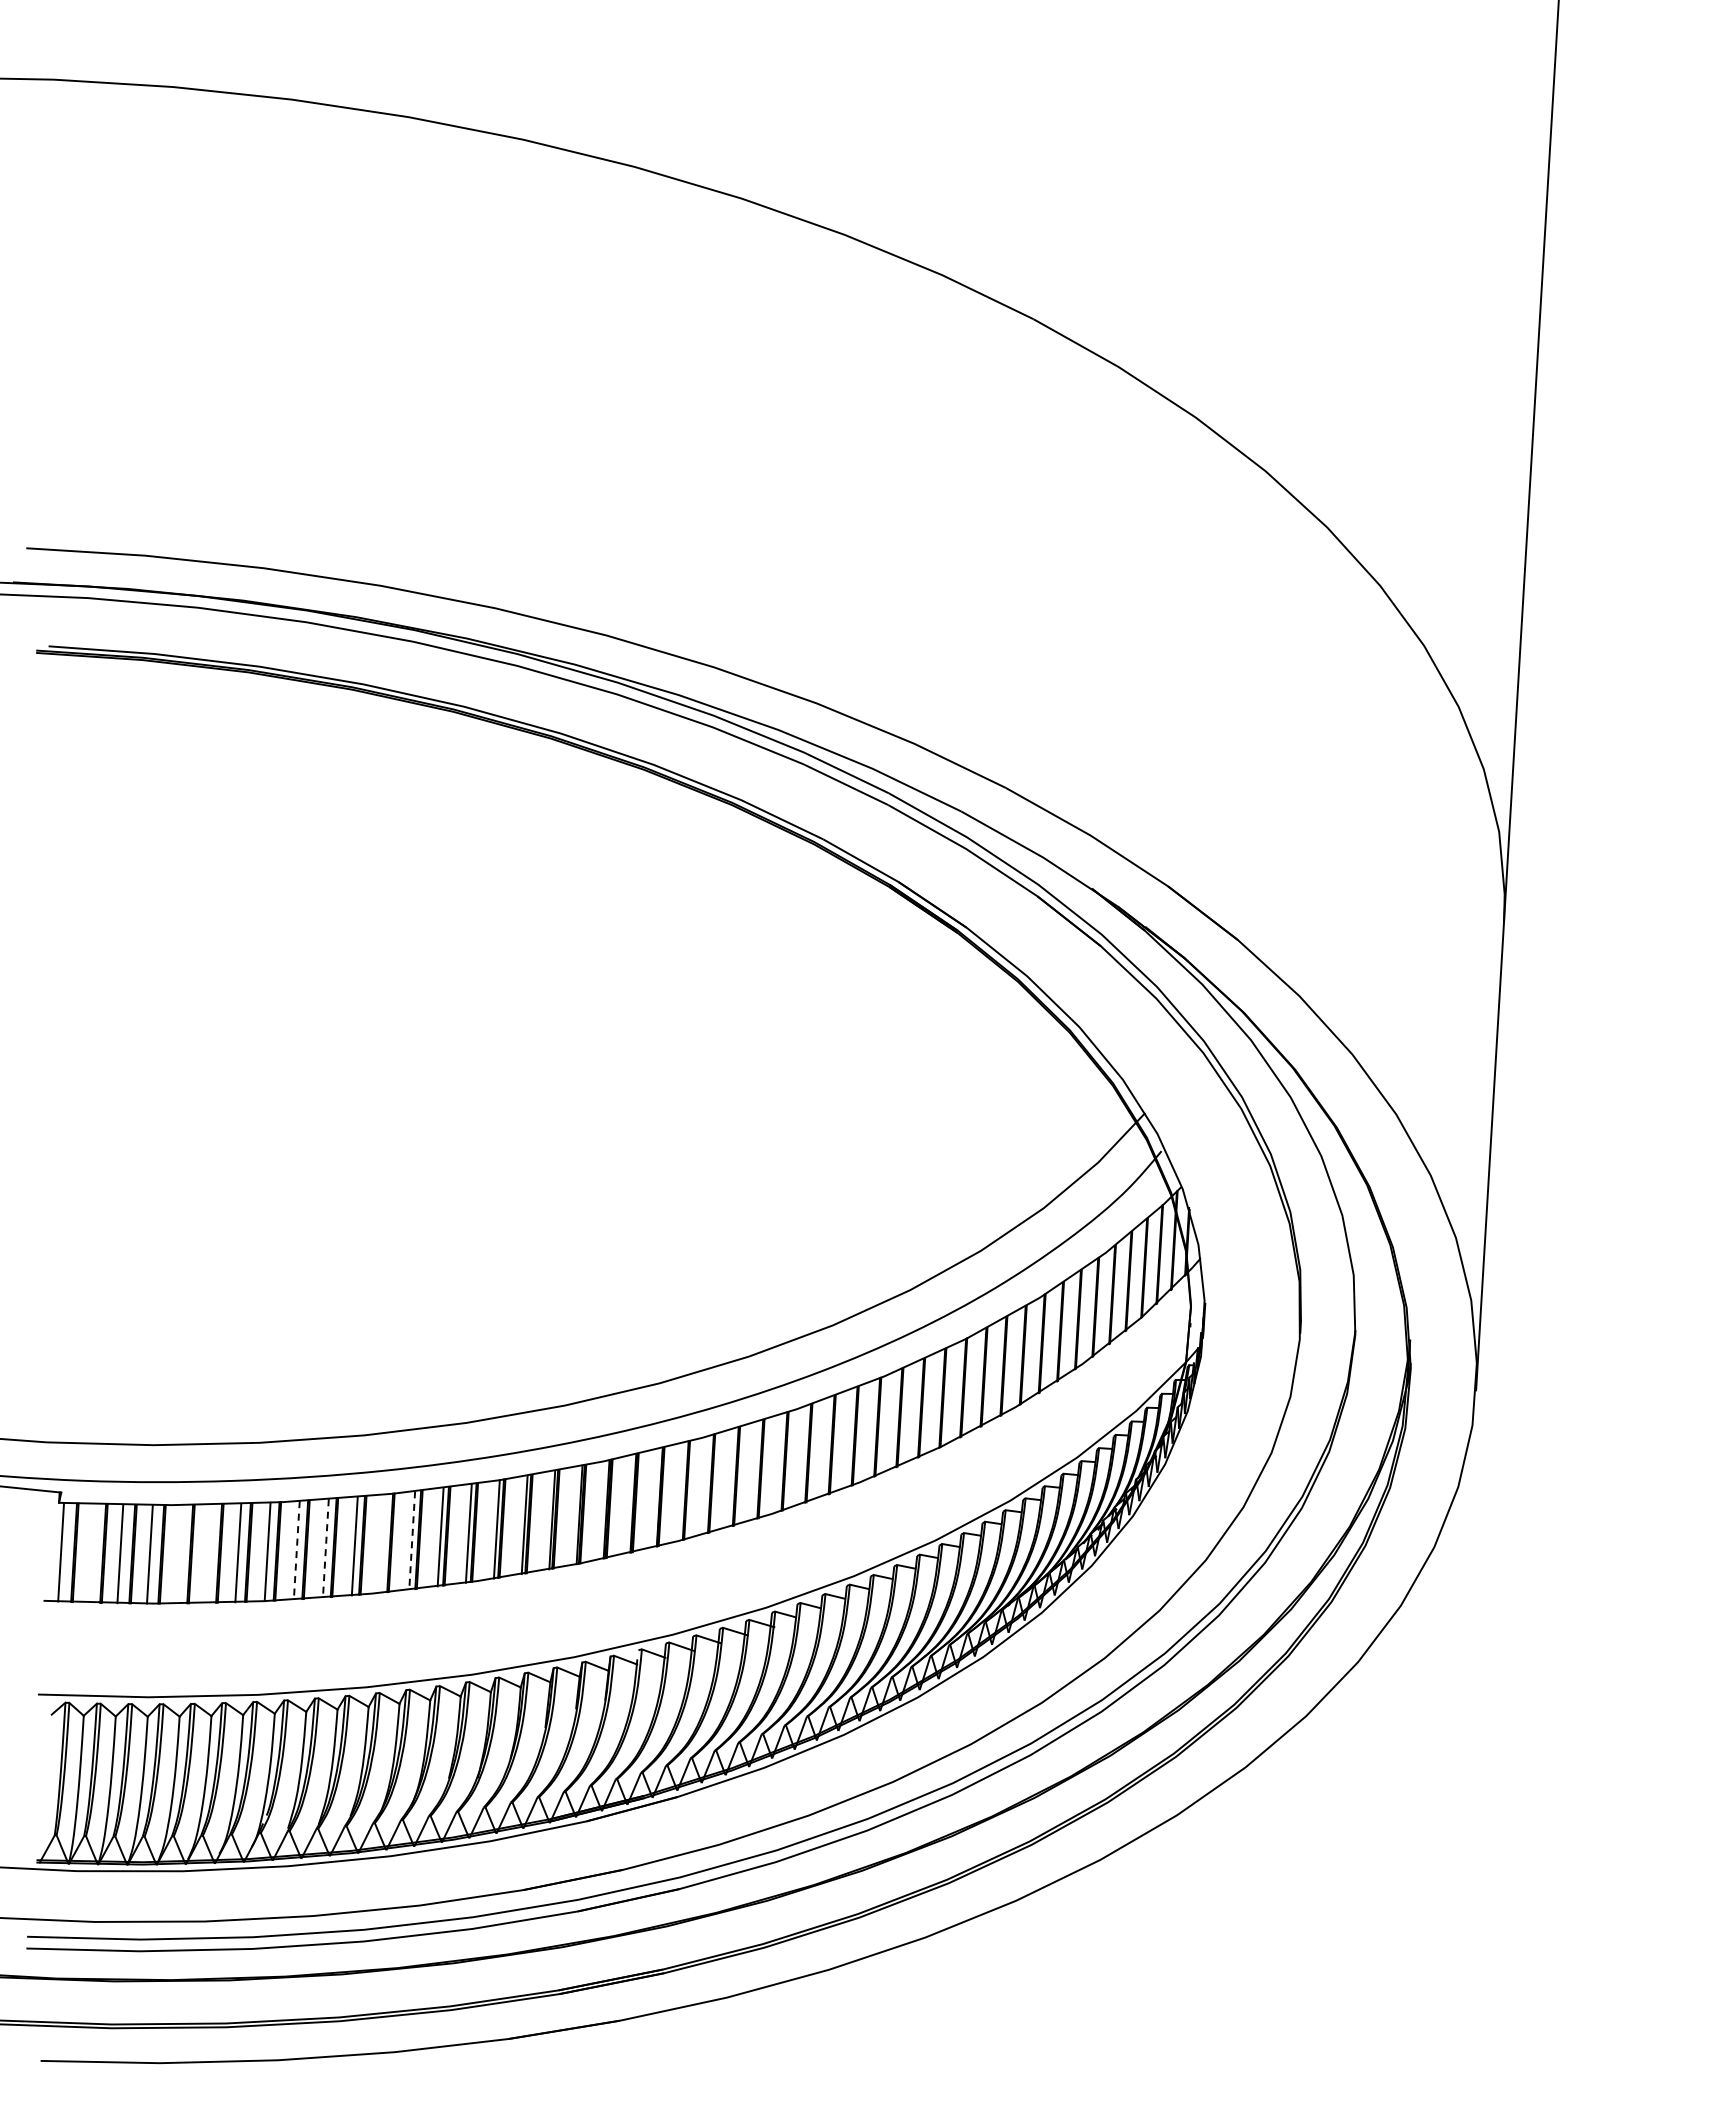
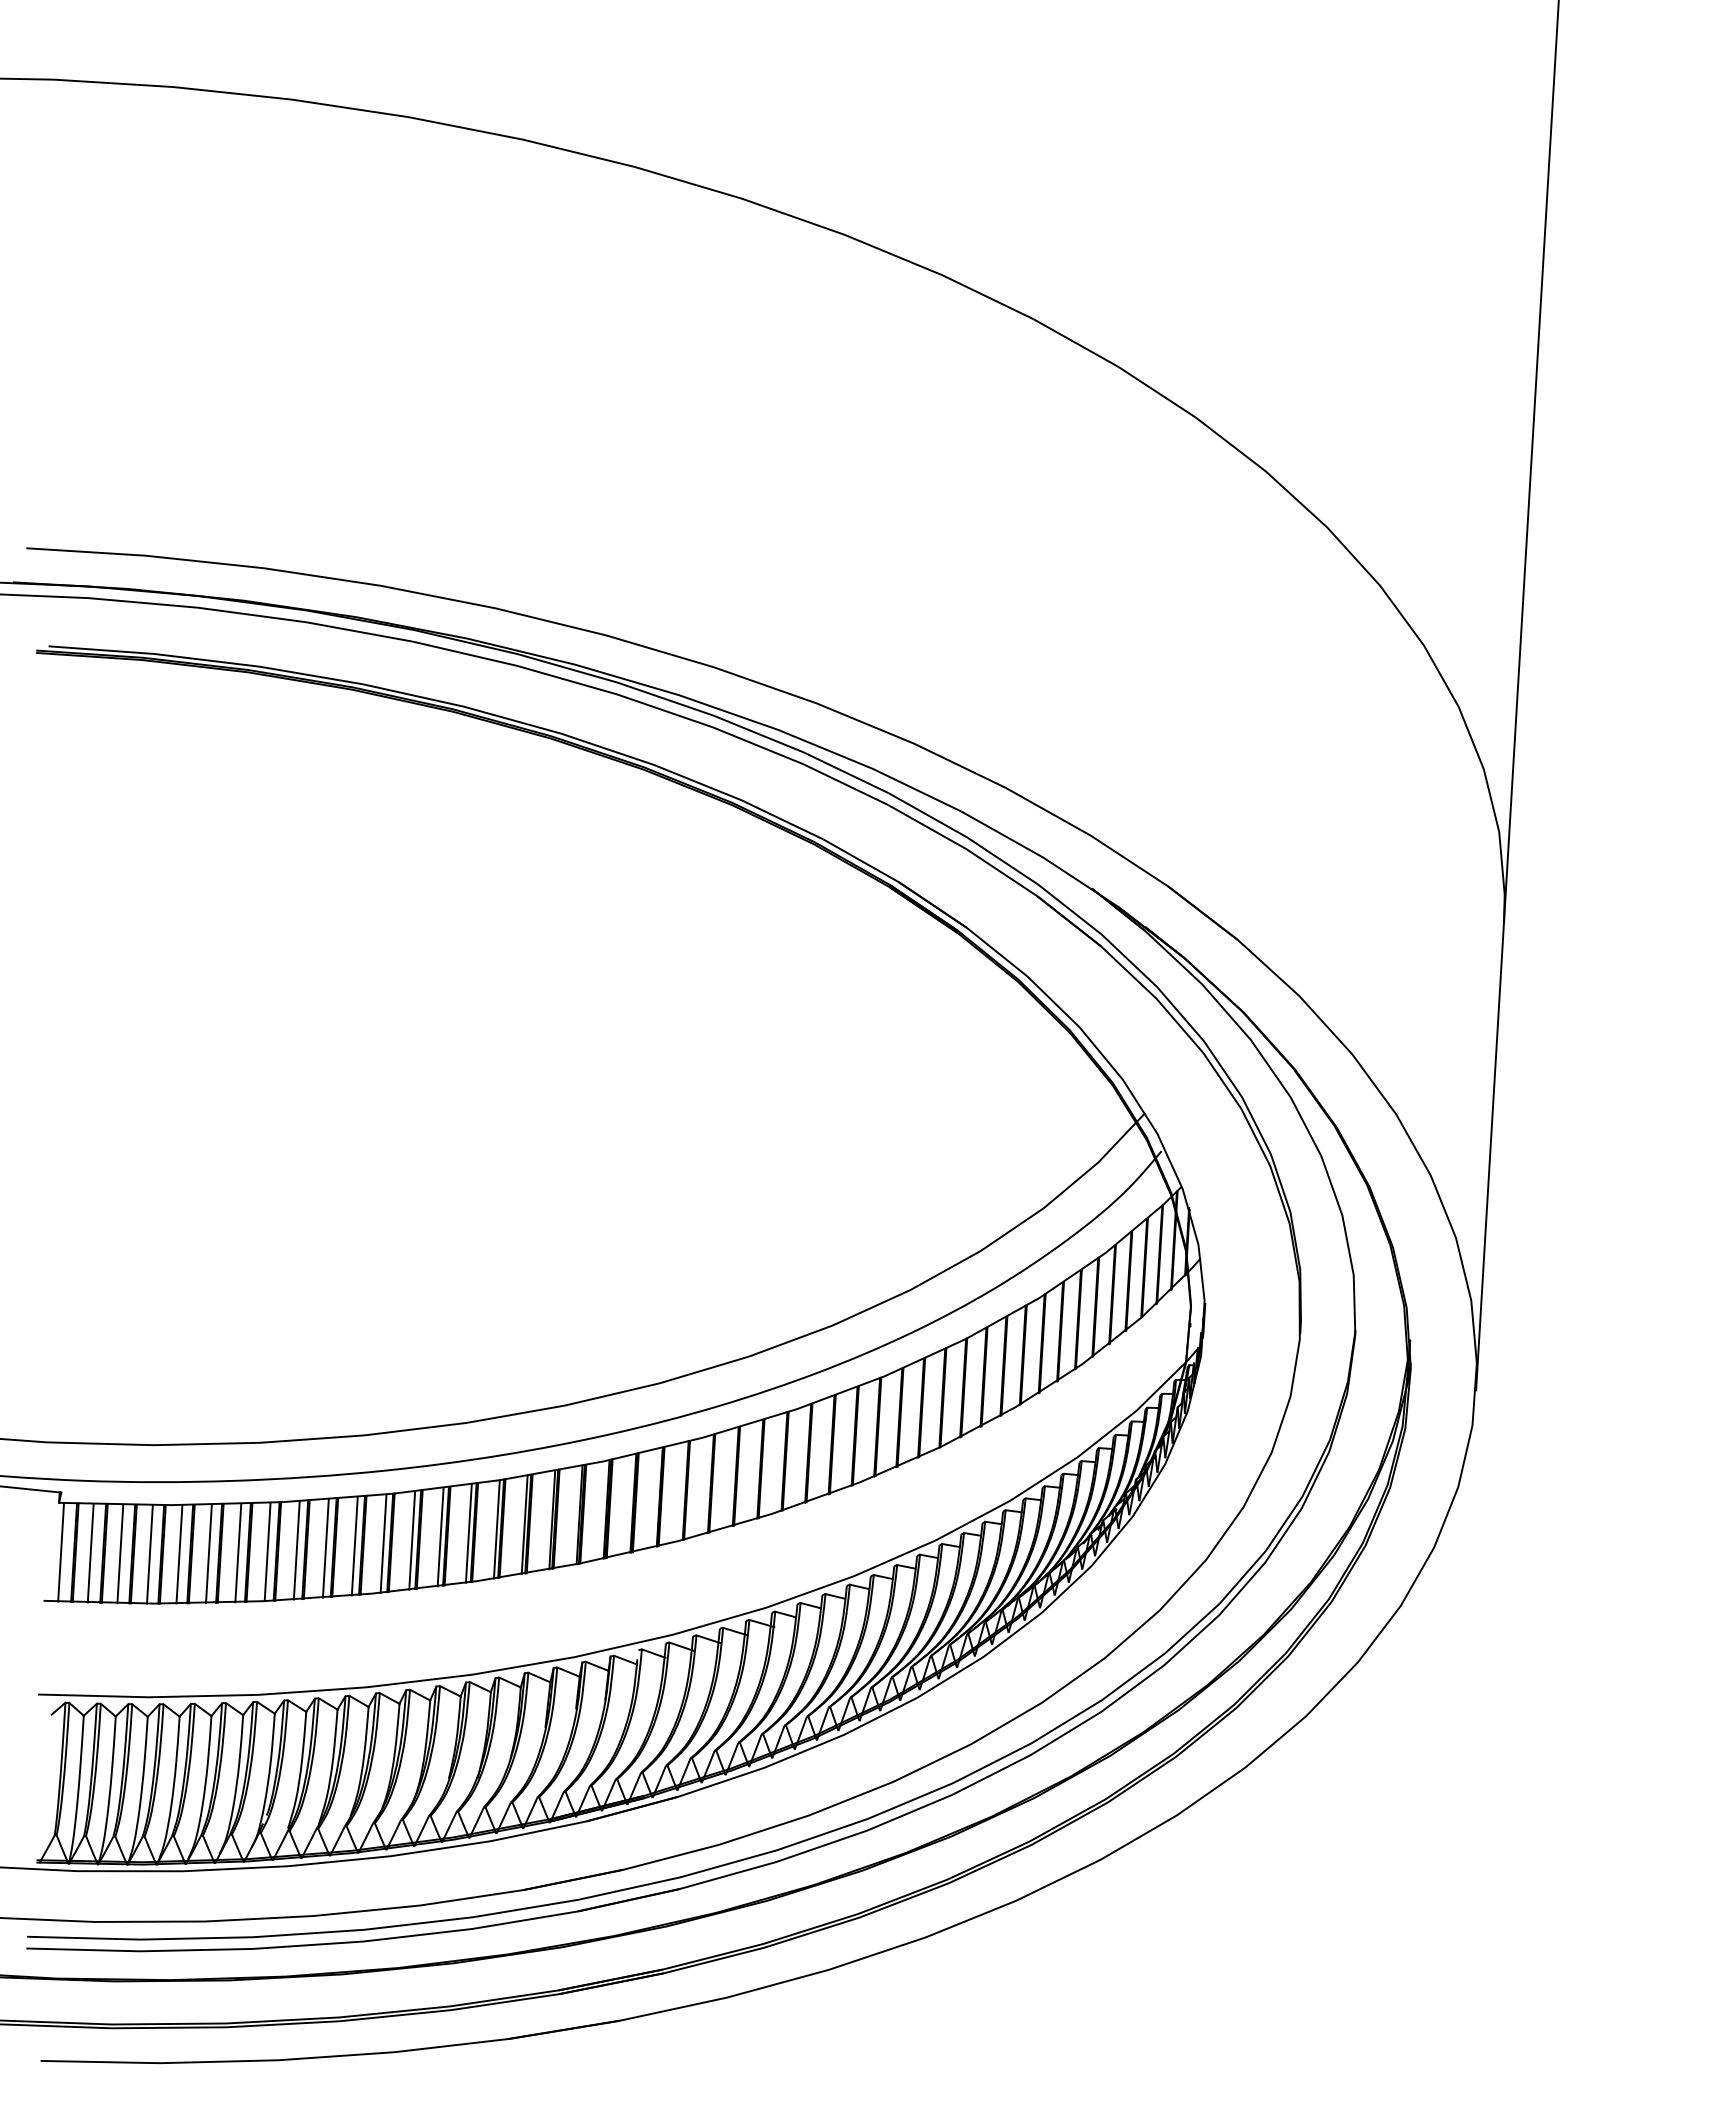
line: dashed -> solid (412, 1541)
line: none -> present (383, 1543)
line: dashed -> solid (325, 1548)
line: dashed -> solid (296, 1550)
line: none -> present (90, 1553)
line: none -> present (208, 1553)
line: none -> present (179, 1554)
